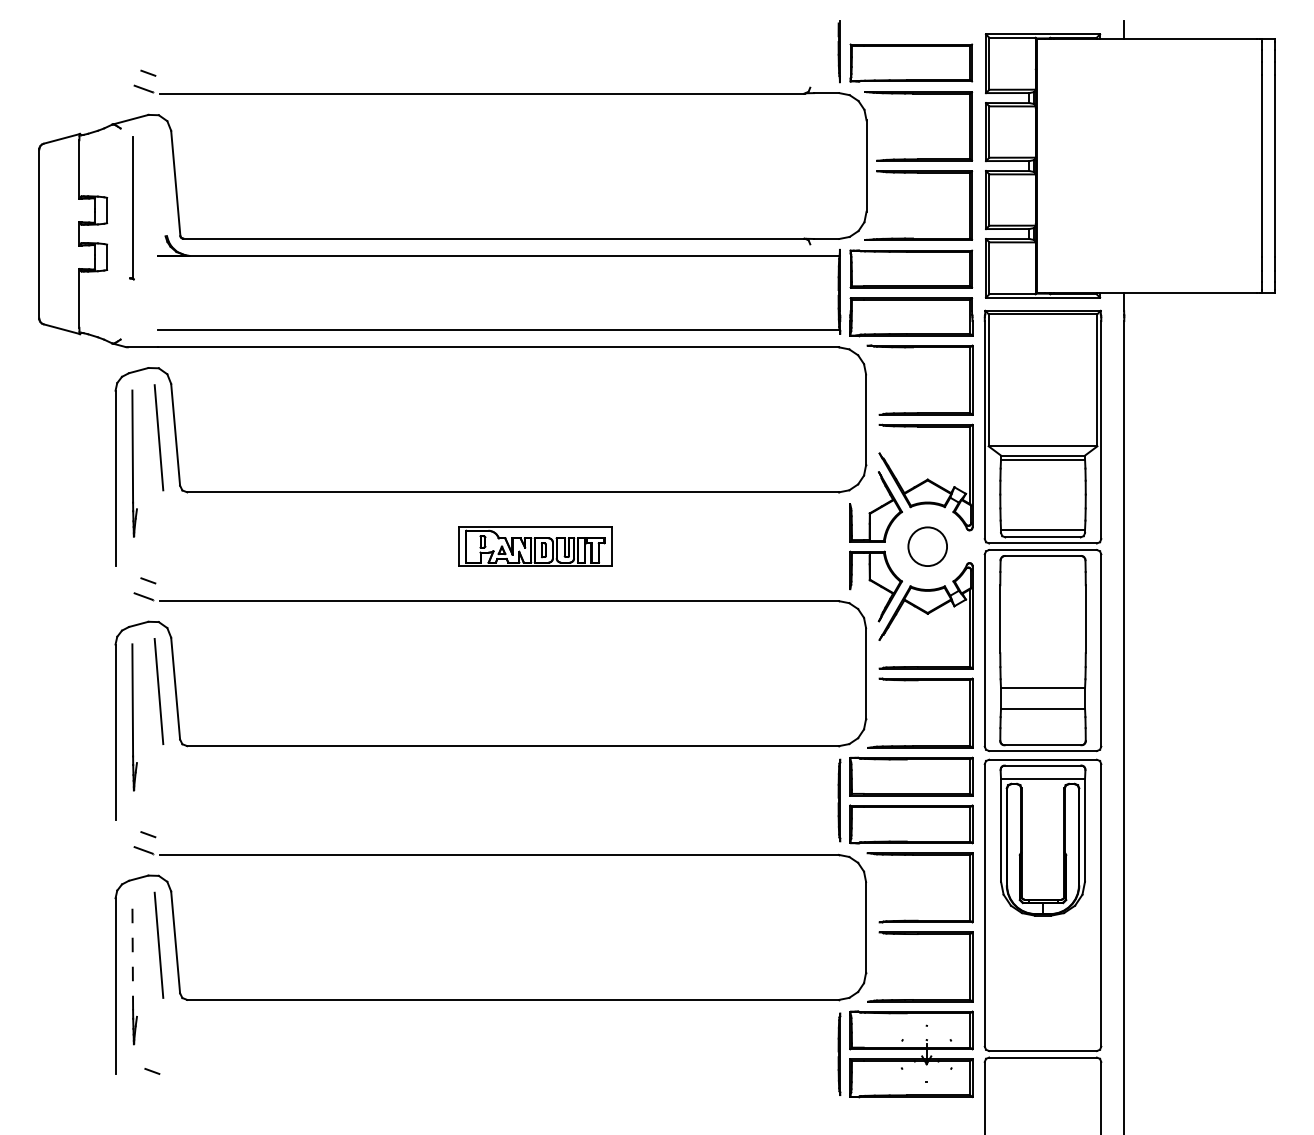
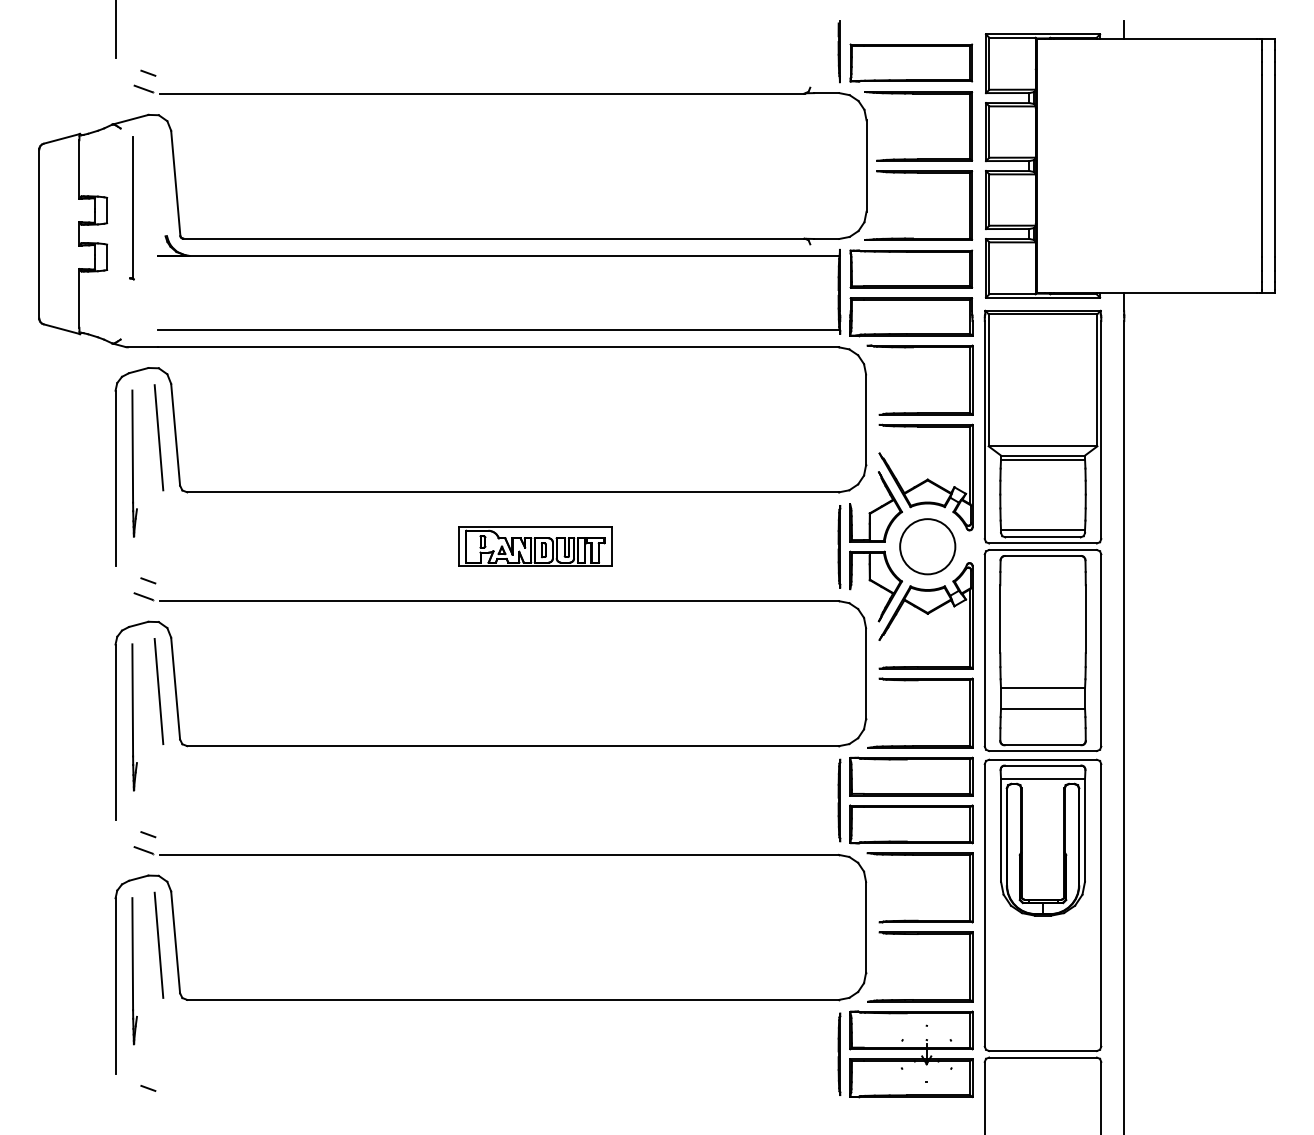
line: none -> present (115, 30)
line: none -> present (839, 546)
circle diameter: 39 px -> 55 px (927, 546)
line: dashed -> solid (132, 953)
line position: (152, 1071) -> (148, 1088) (148, 1088)
